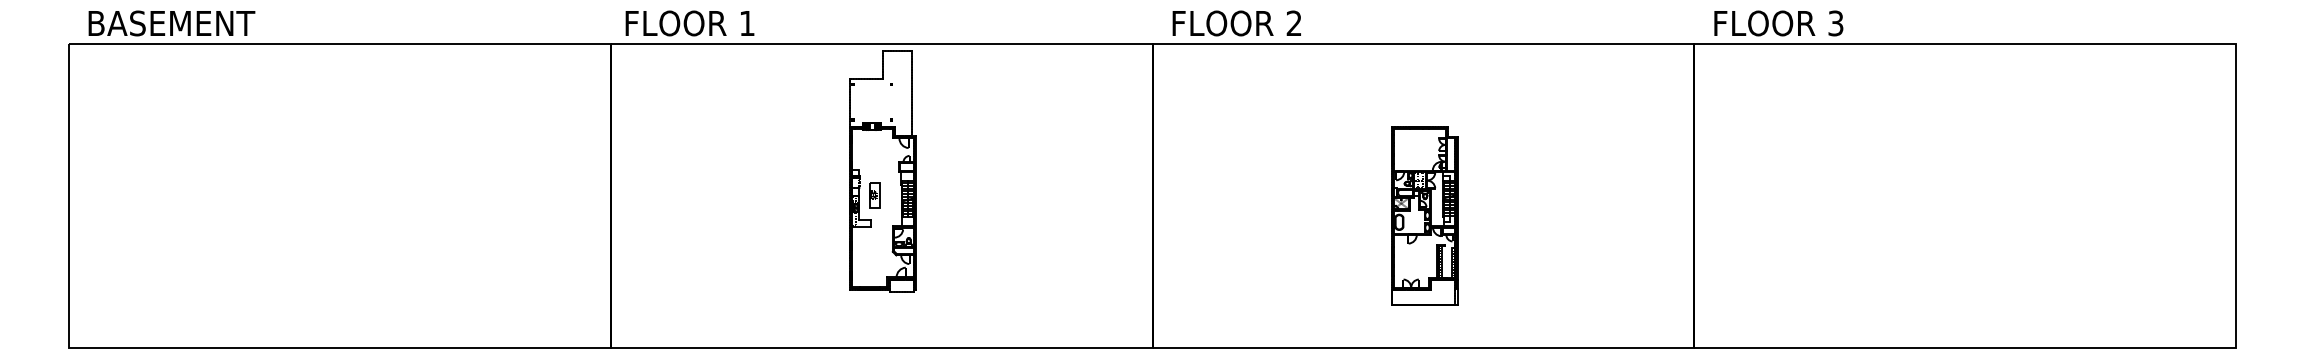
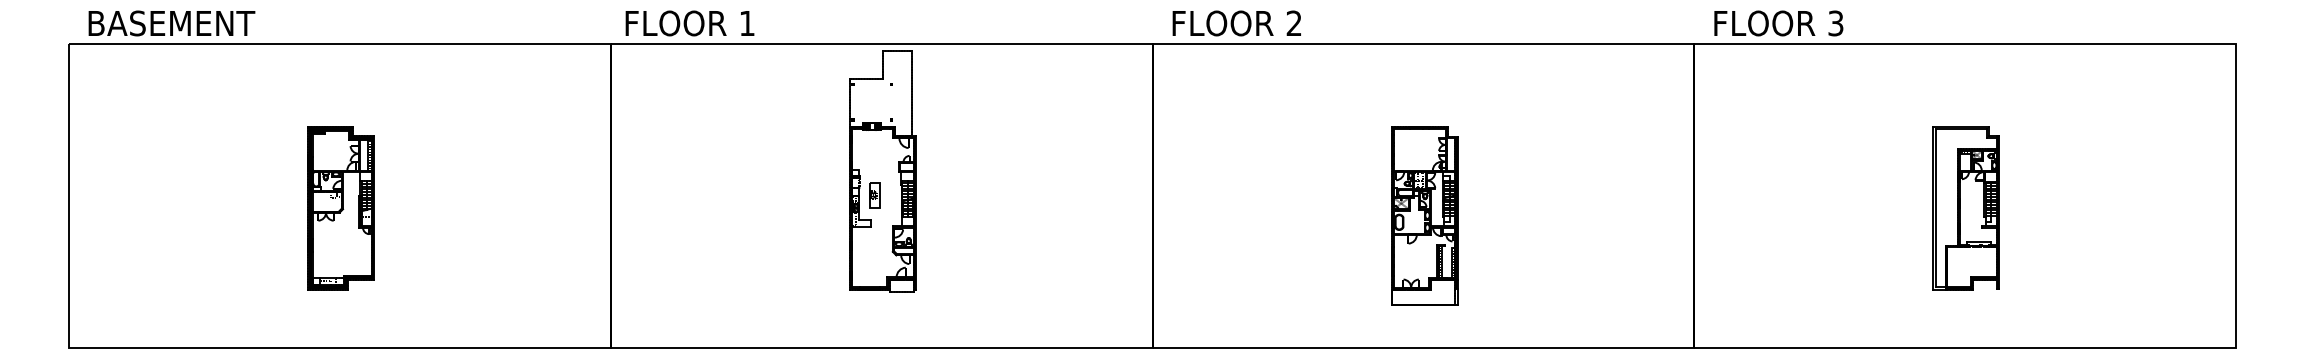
part: none -> present (340, 208)
part: none -> present (1965, 208)
